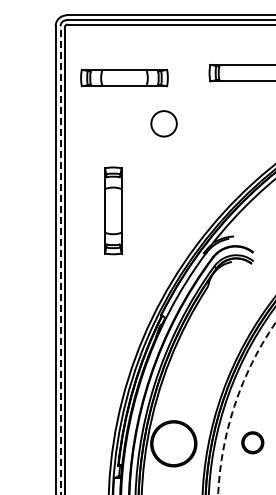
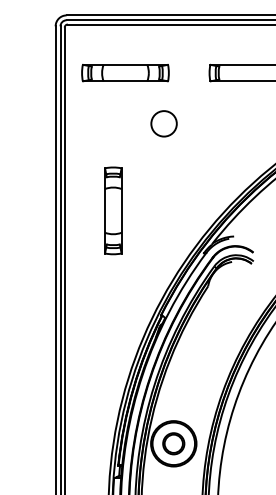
part position: (124, 78) -> (125, 73) (125, 73)
line: dashed -> solid (60, 260)
arc: dashed -> solid (234, 405)
circle position: (252, 442) -> (173, 443) (173, 443)
